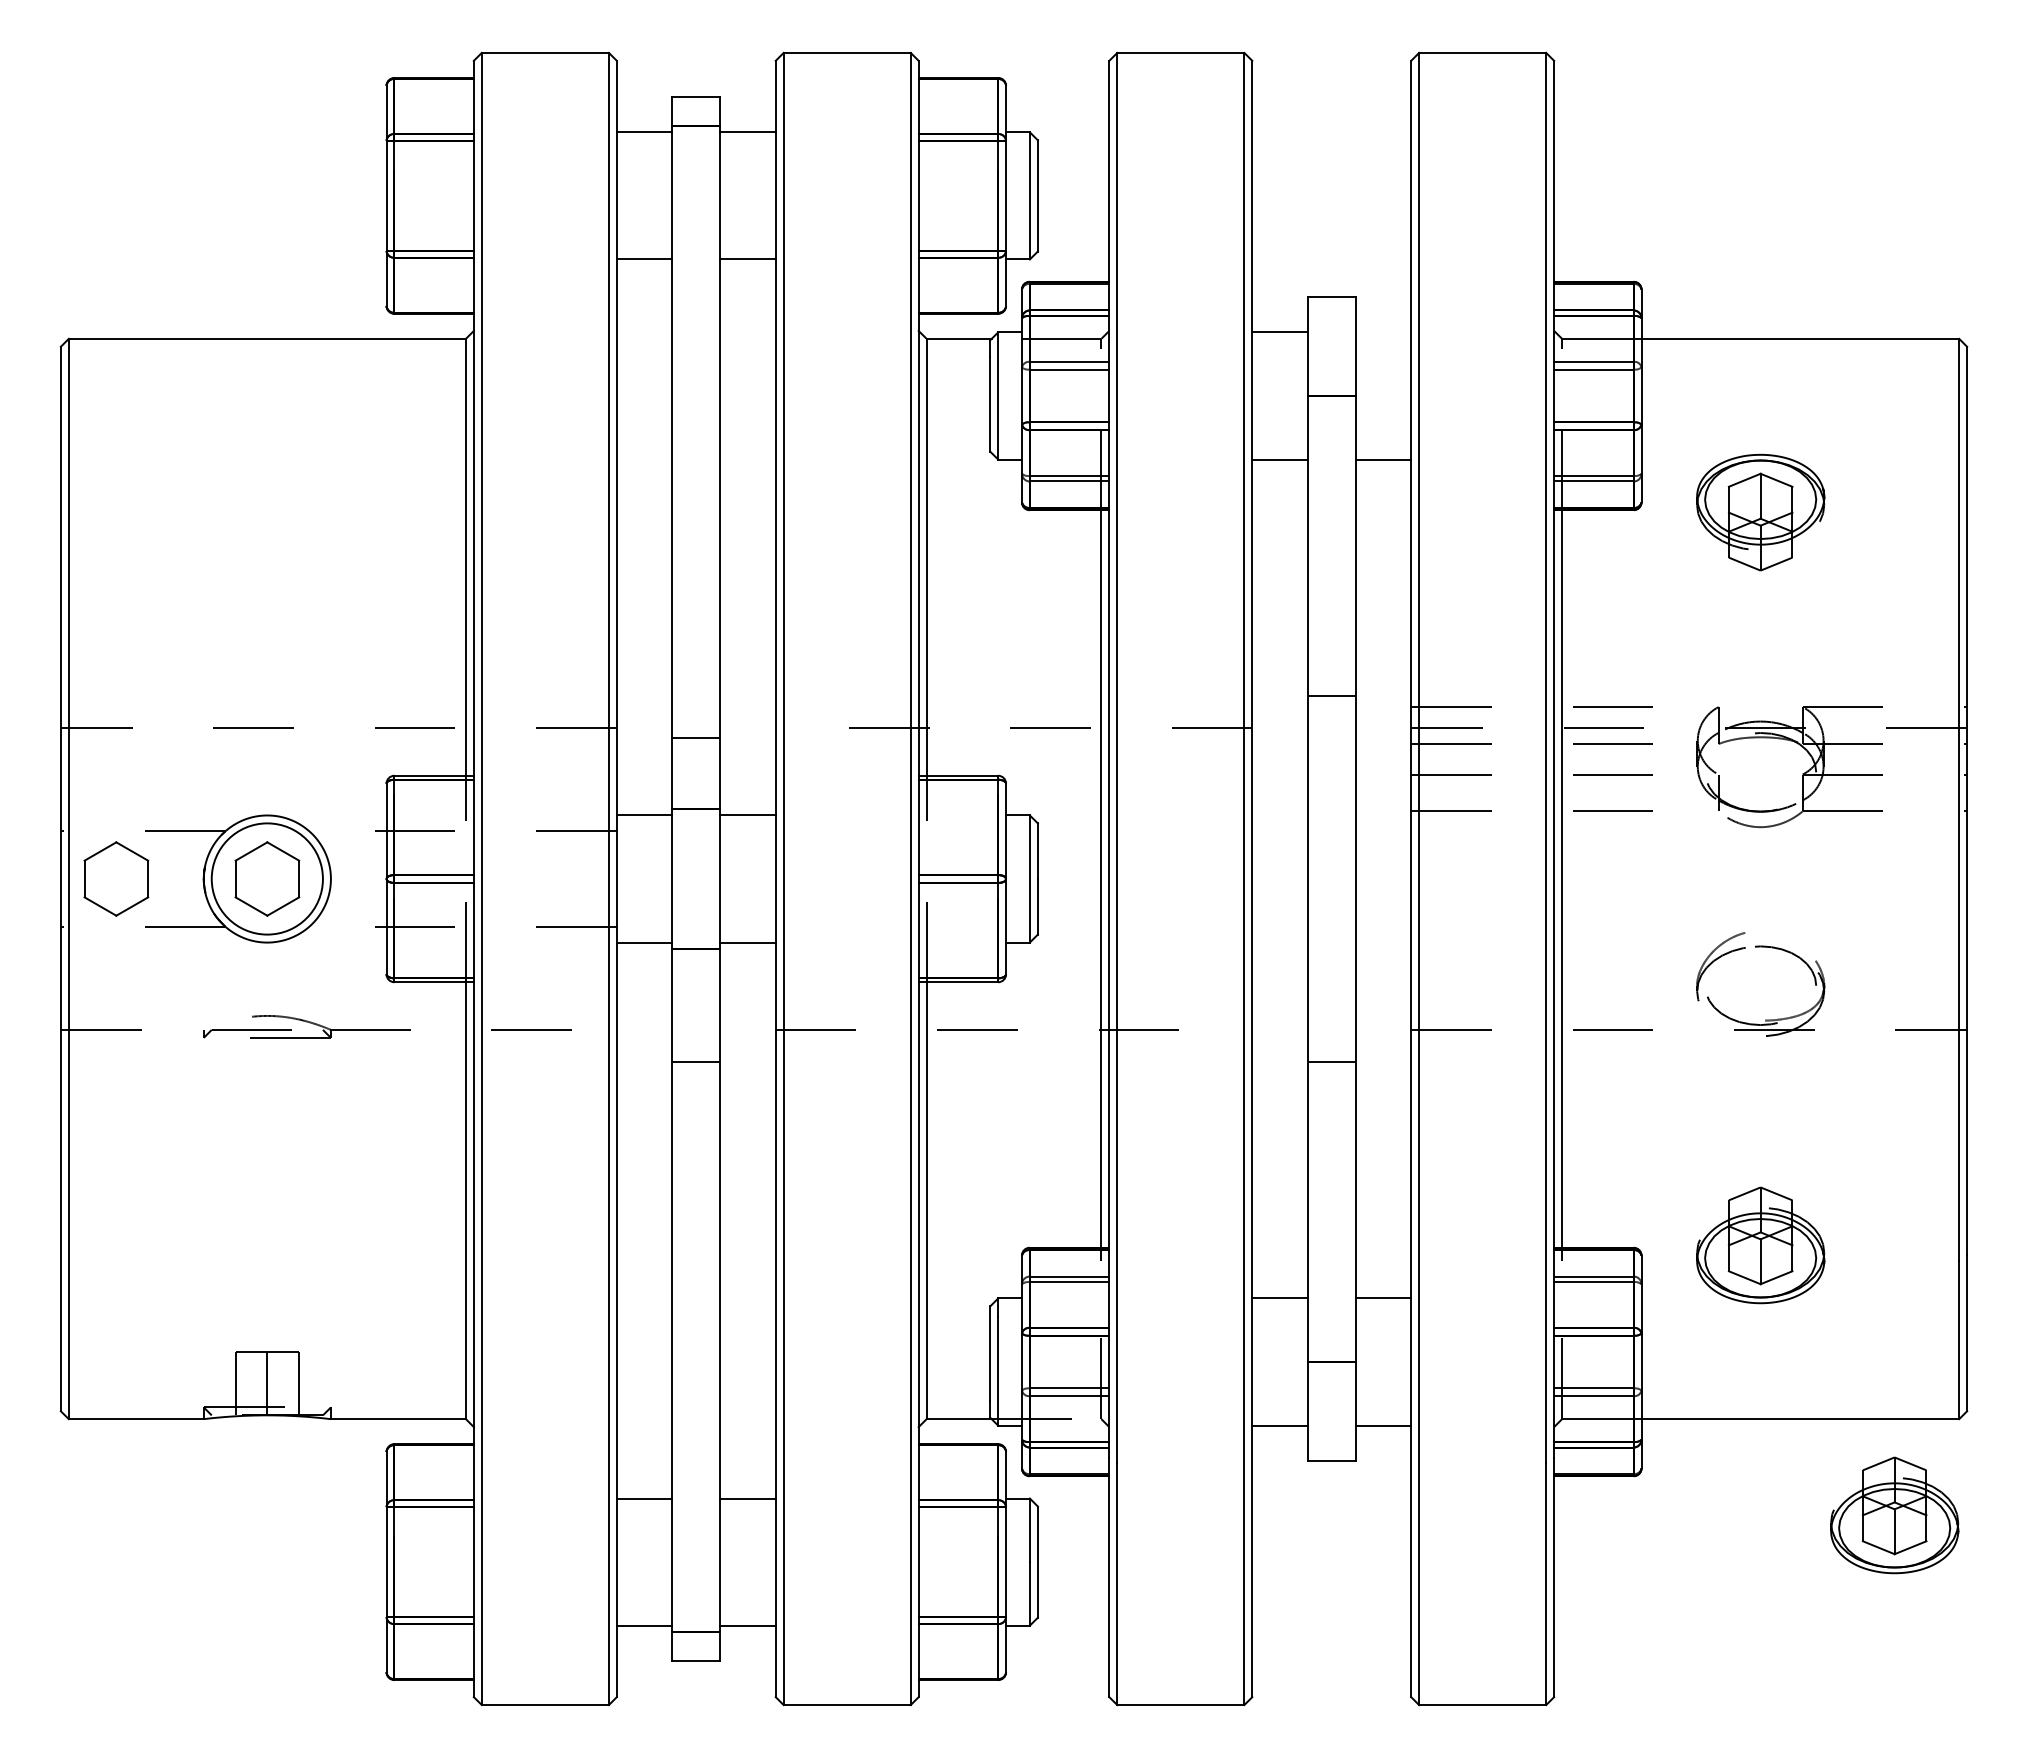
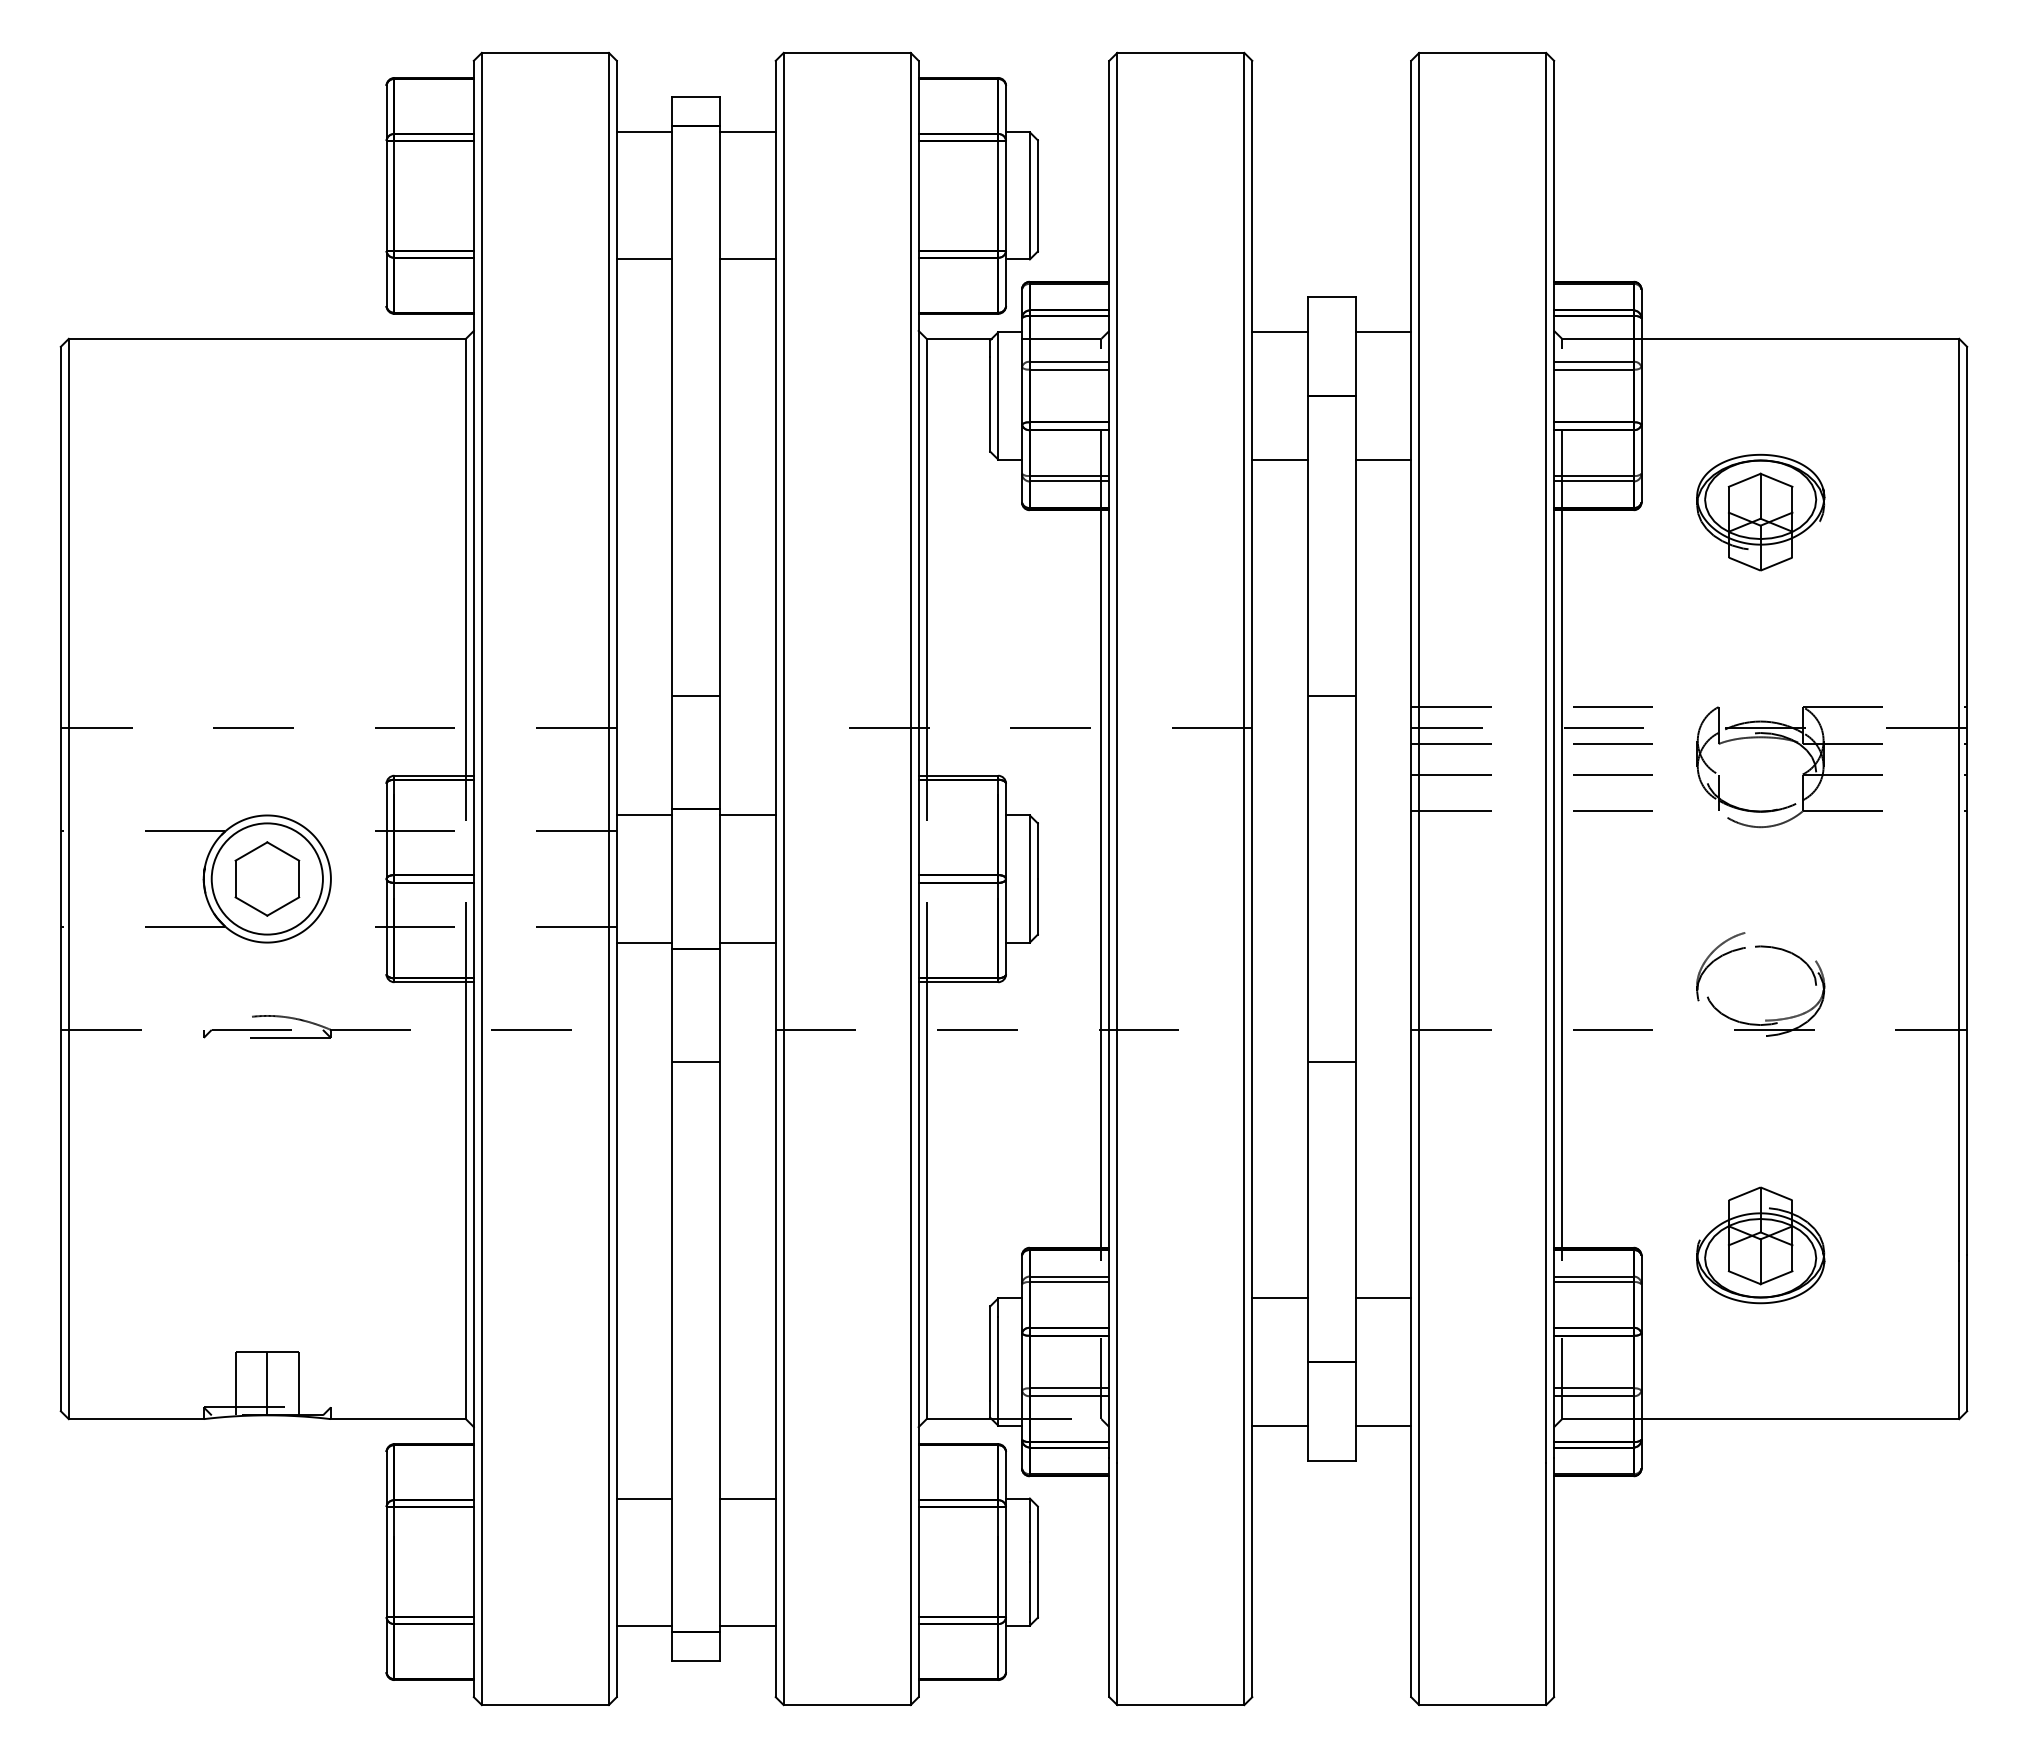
line: none -> present (1383, 332)
line position: (696, 738) -> (696, 696) (696, 696)
part: present -> none (116, 878)
part: present -> none (1894, 1515)
